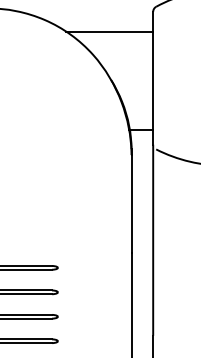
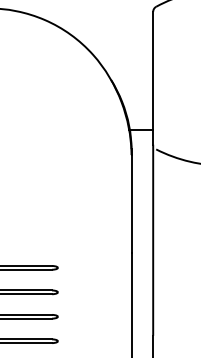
line: present -> none (109, 31)
